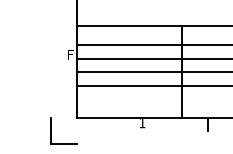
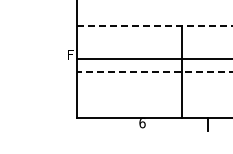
line: solid -> dashed (155, 26)
line: present -> none (153, 45)
line: solid -> dashed (155, 72)
line: present -> none (153, 85)
text: 1 -> 6 (142, 123)
part: present -> none (51, 130)
